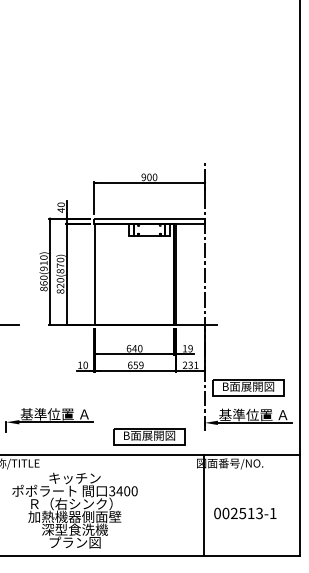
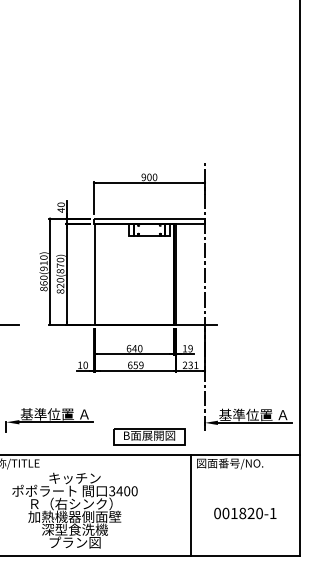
part: present -> none (248, 387)
line position: (204, 505) -> (191, 505) (191, 505)
text: 002513-1 -> 001820-1 (246, 513)
